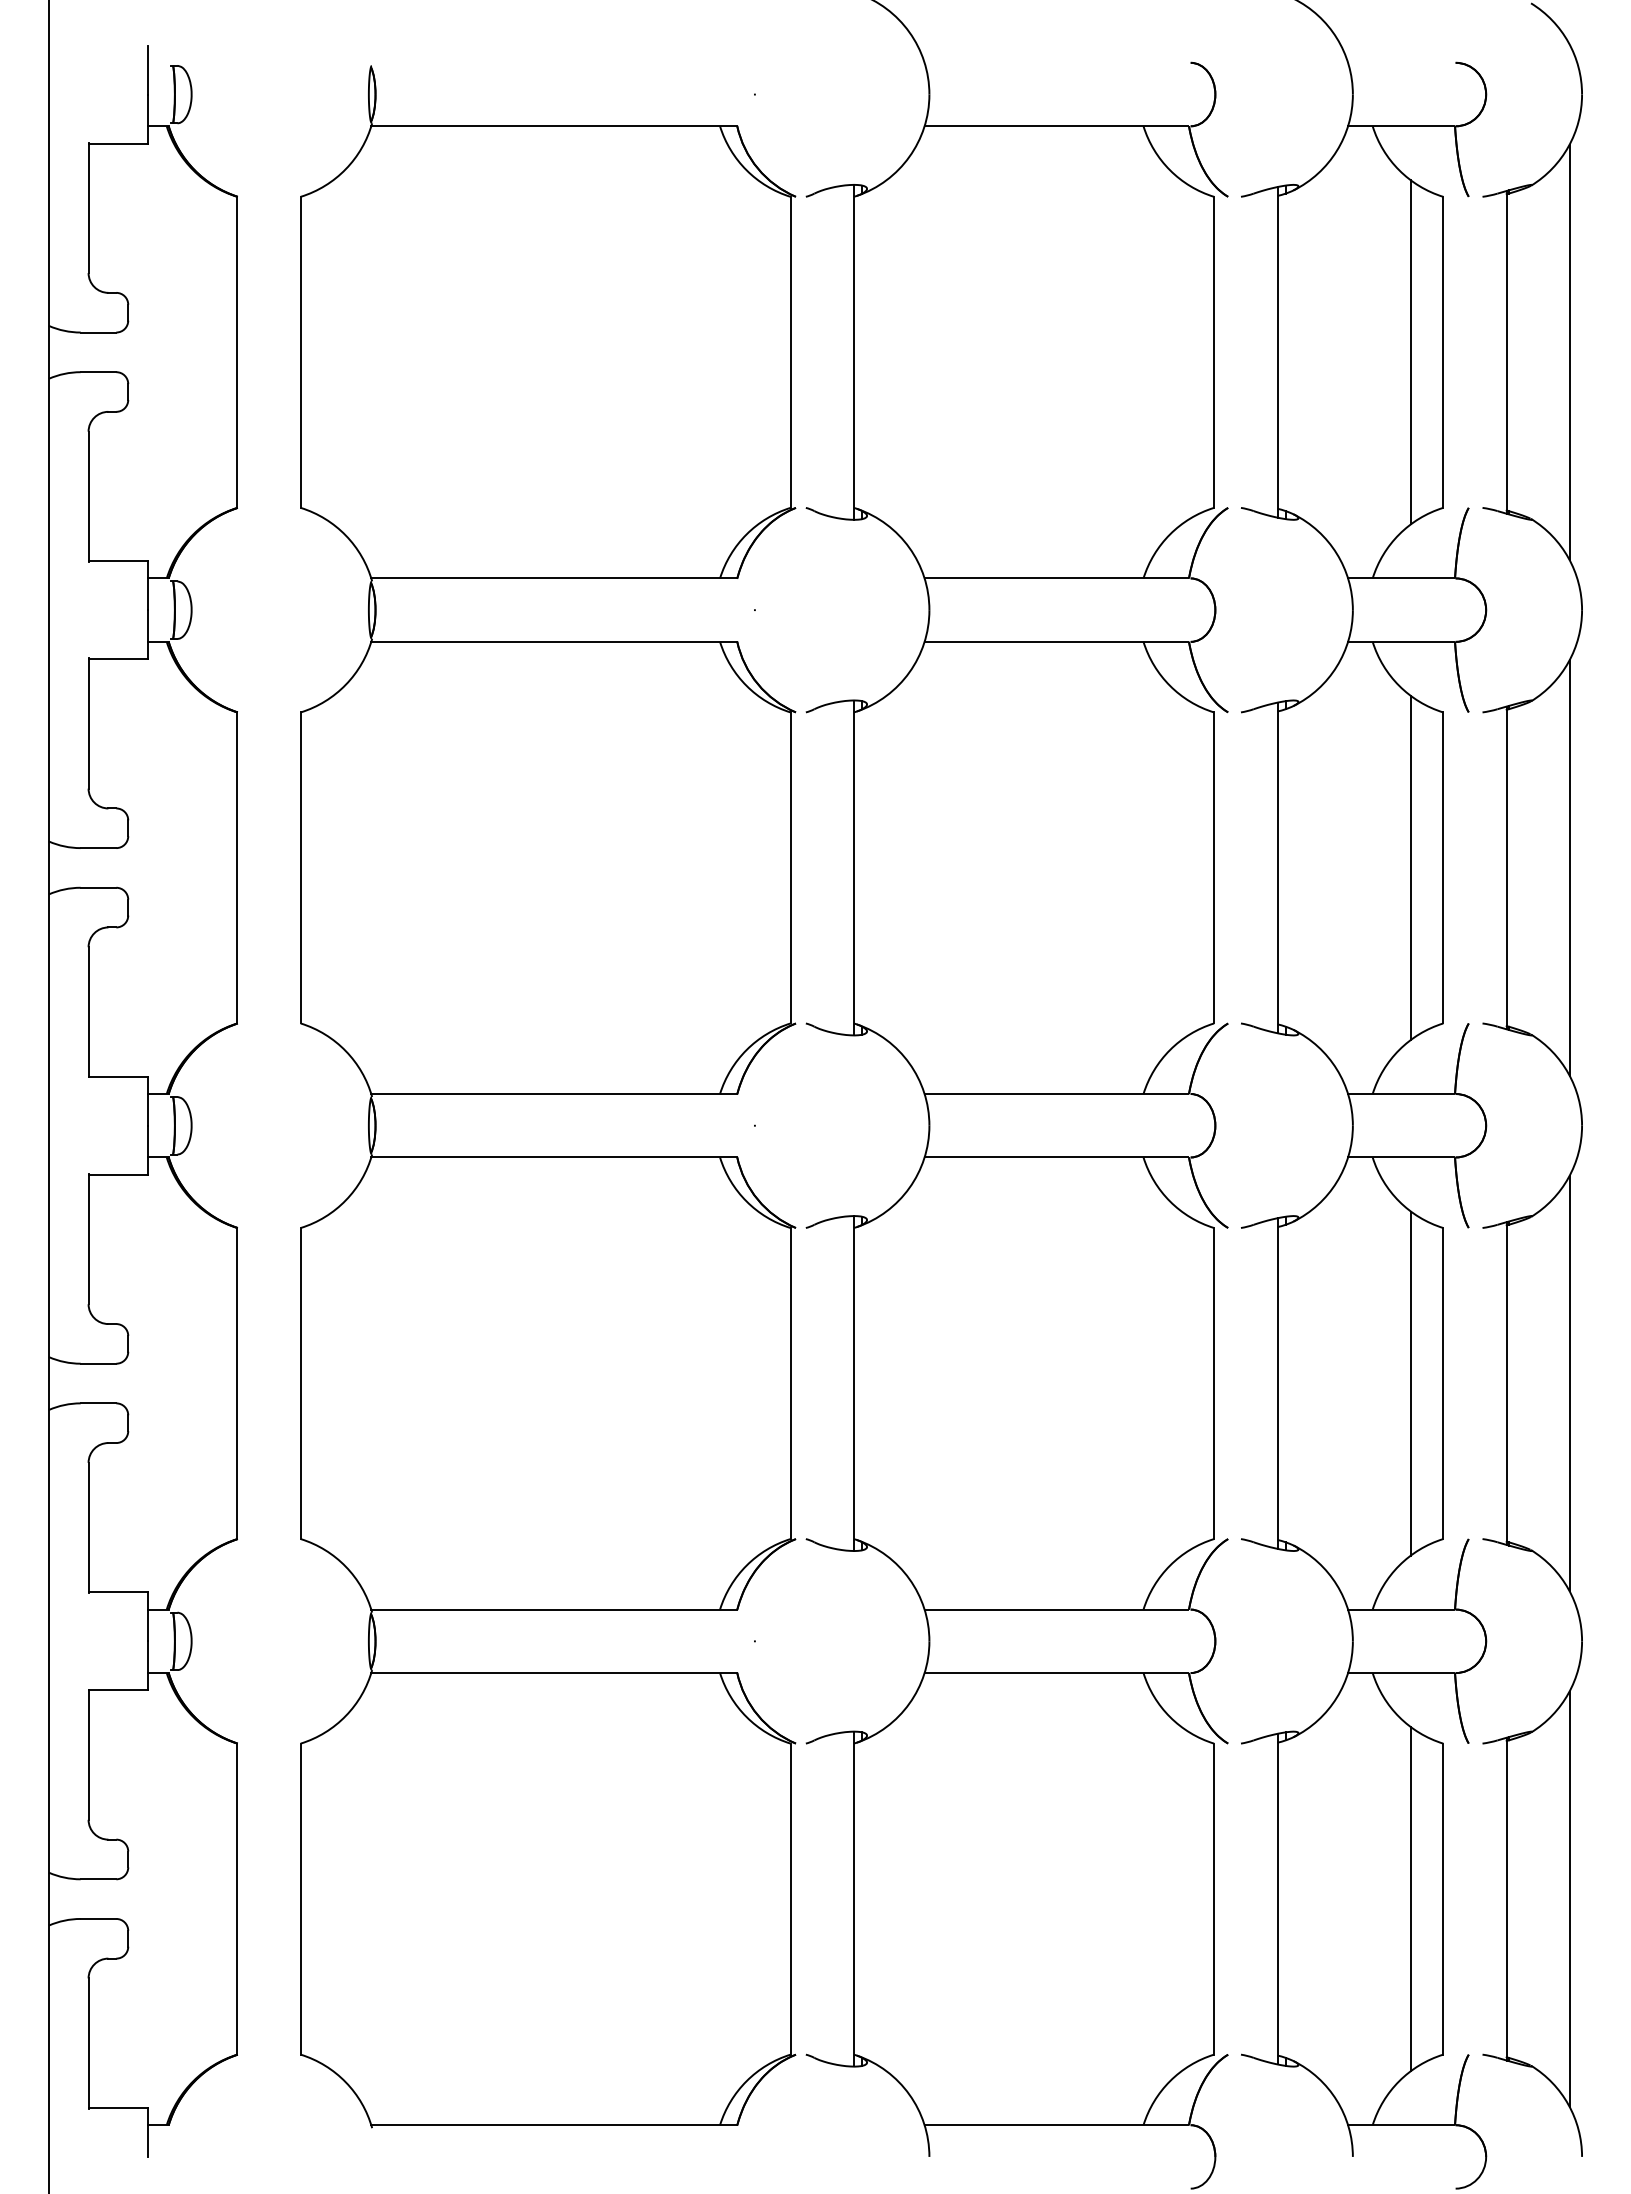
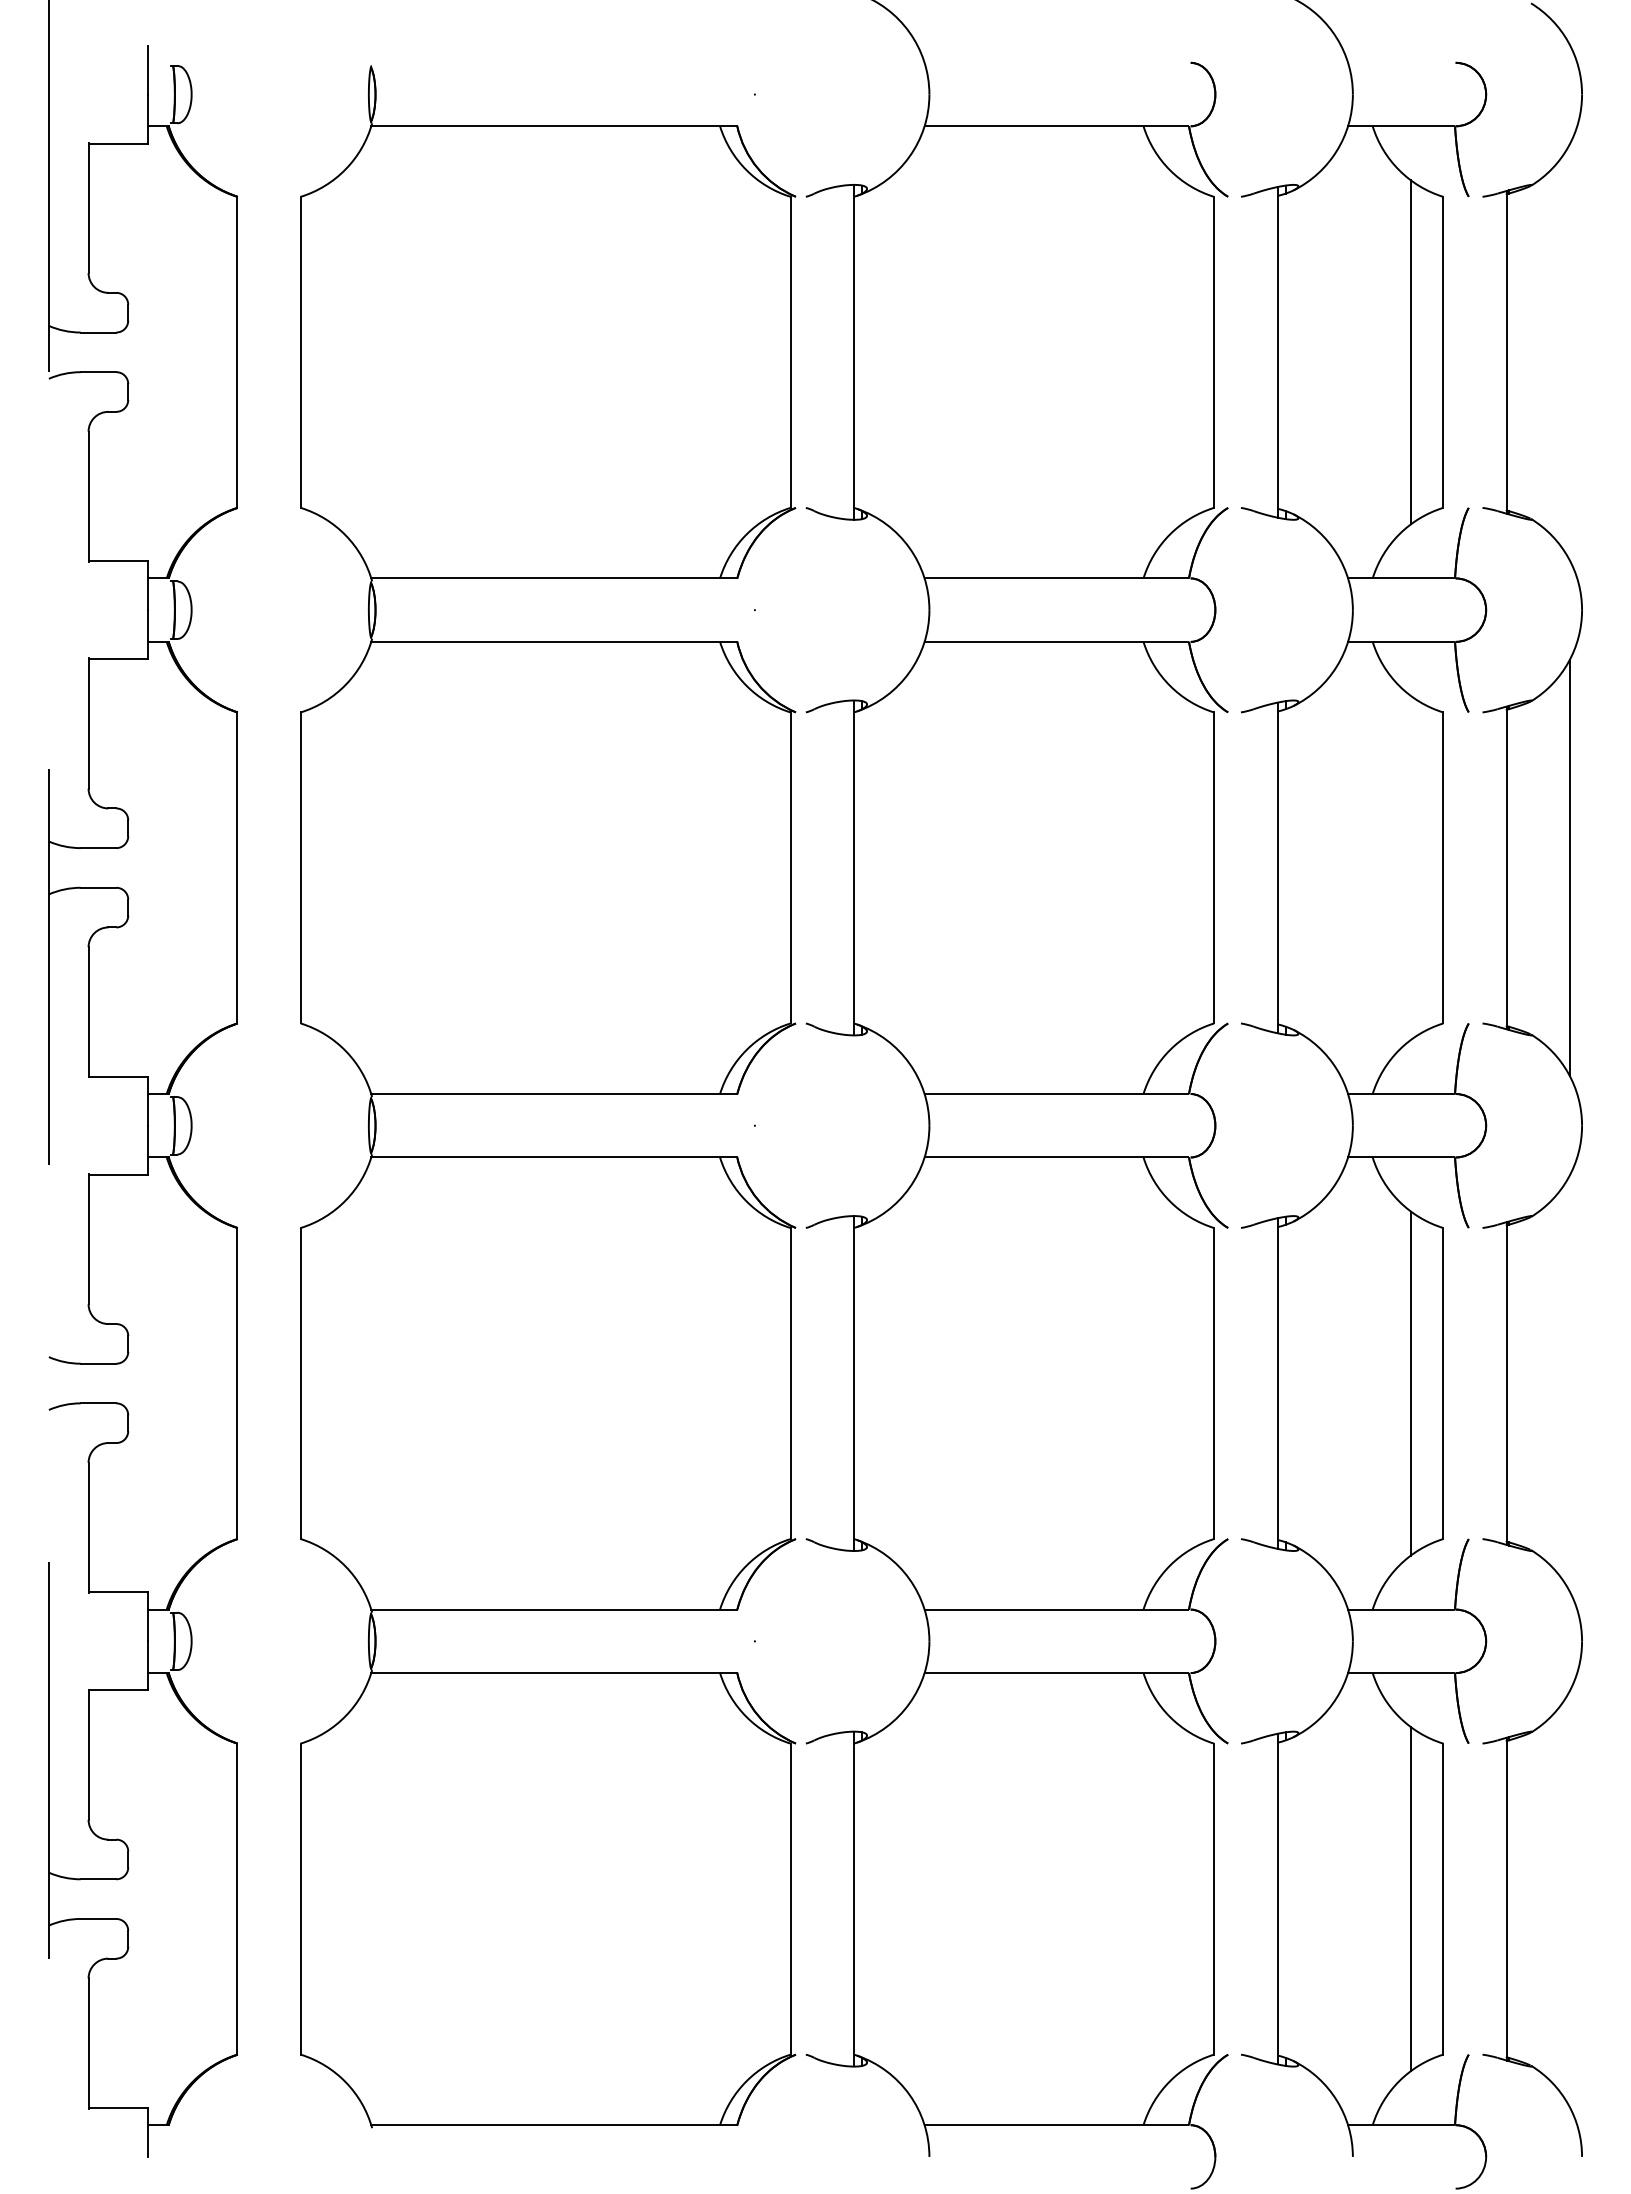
line: present -> none (1569, 351)
line: present -> none (1410, 867)
line: solid -> dashed (48, 1097)
line: present -> none (1569, 1383)
line: present -> none (1569, 1898)
